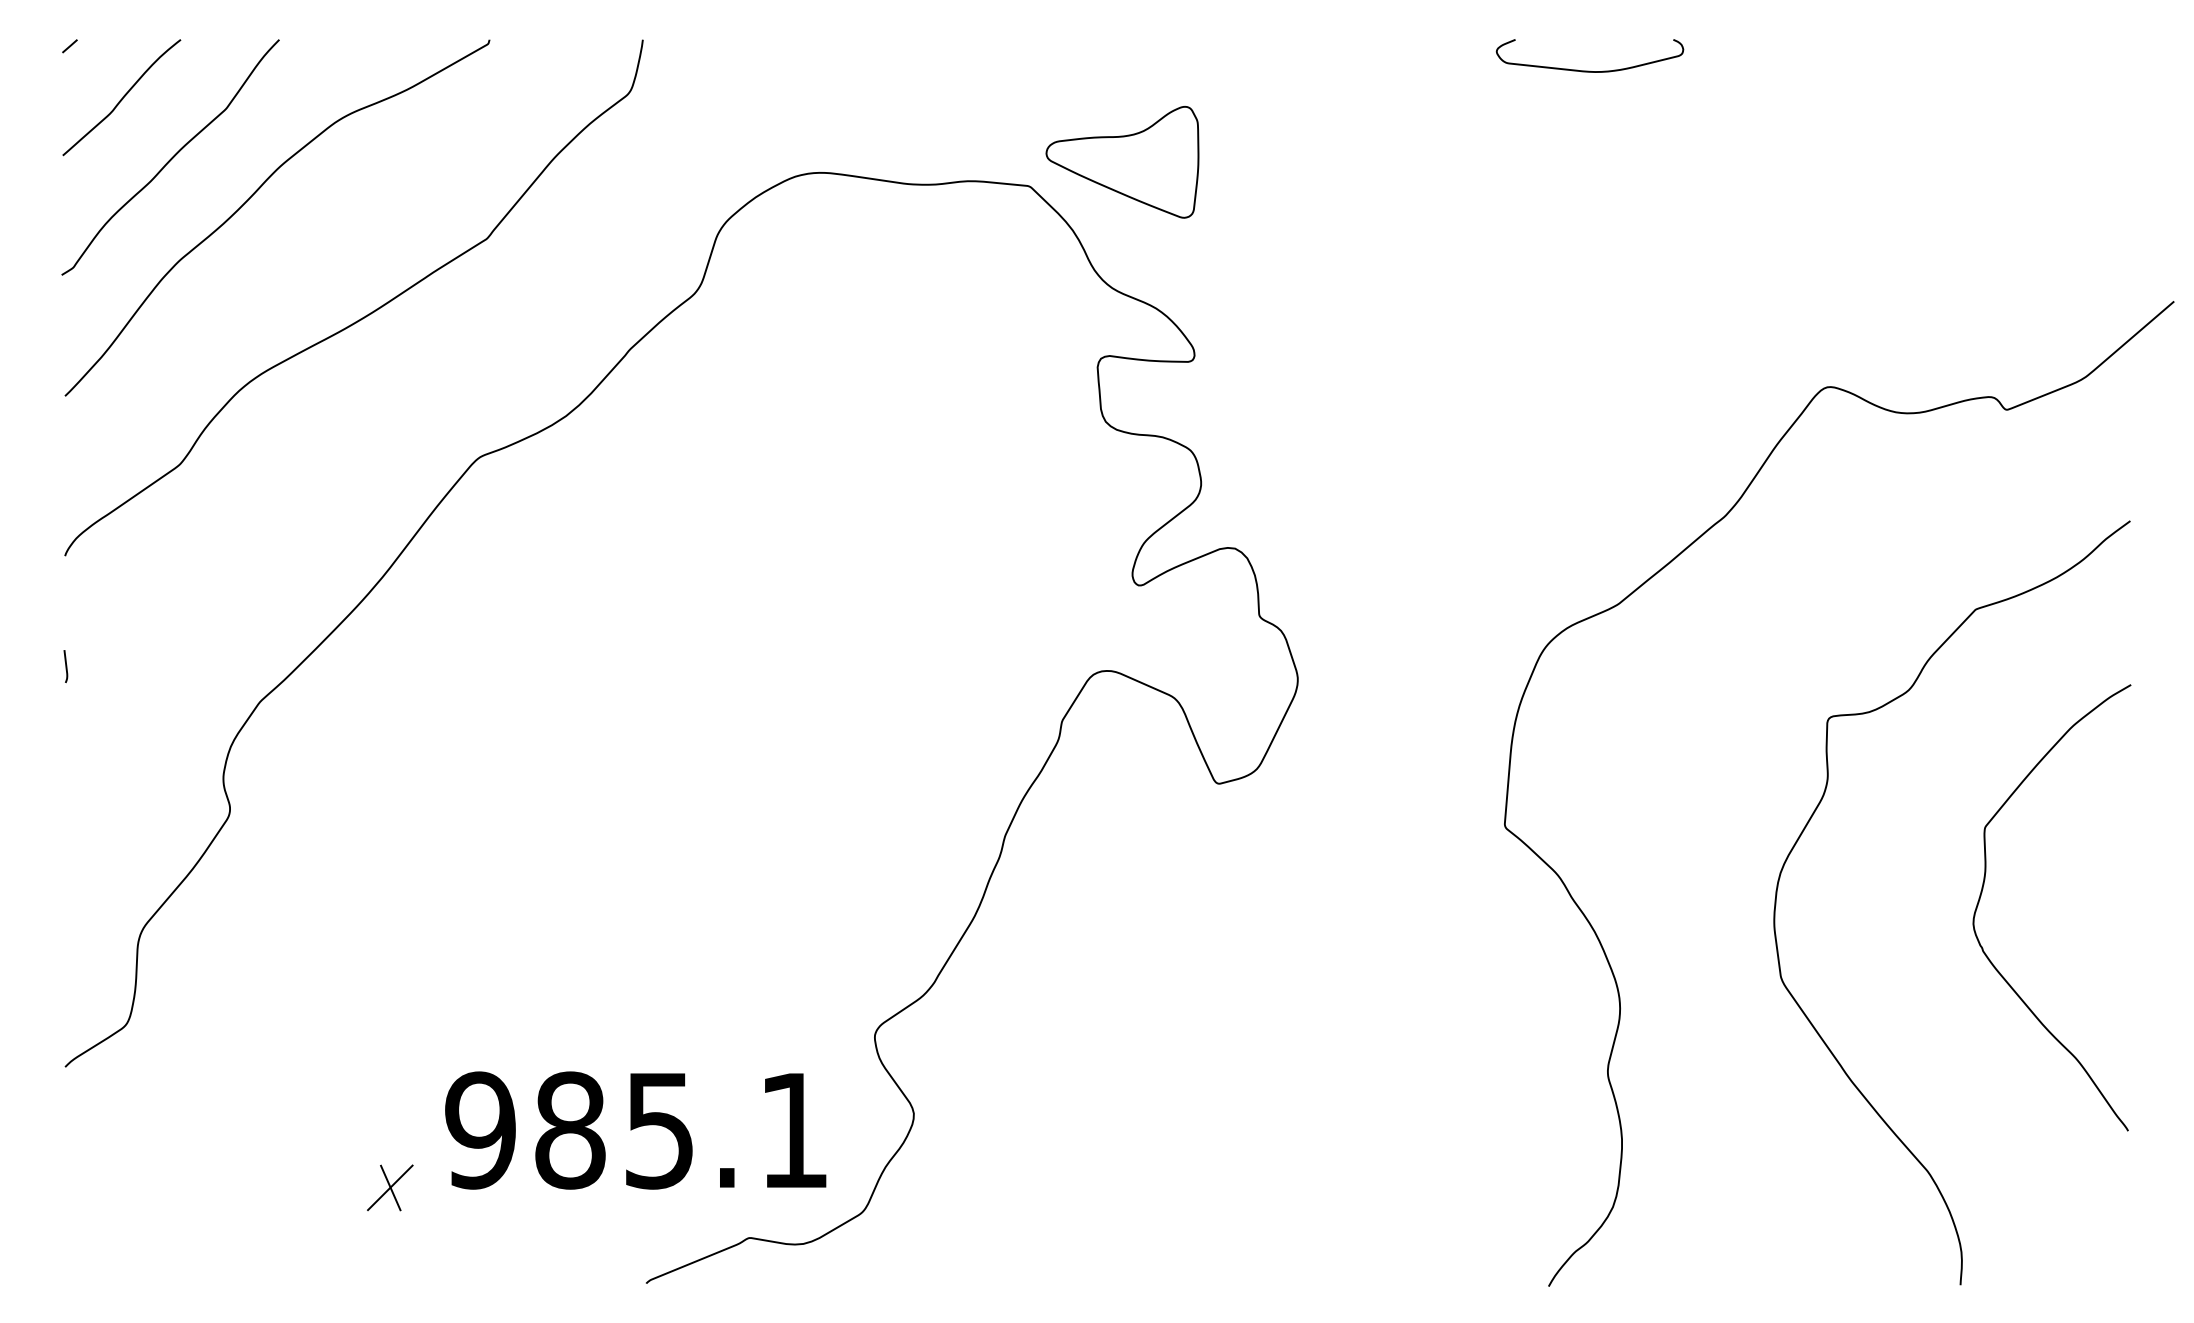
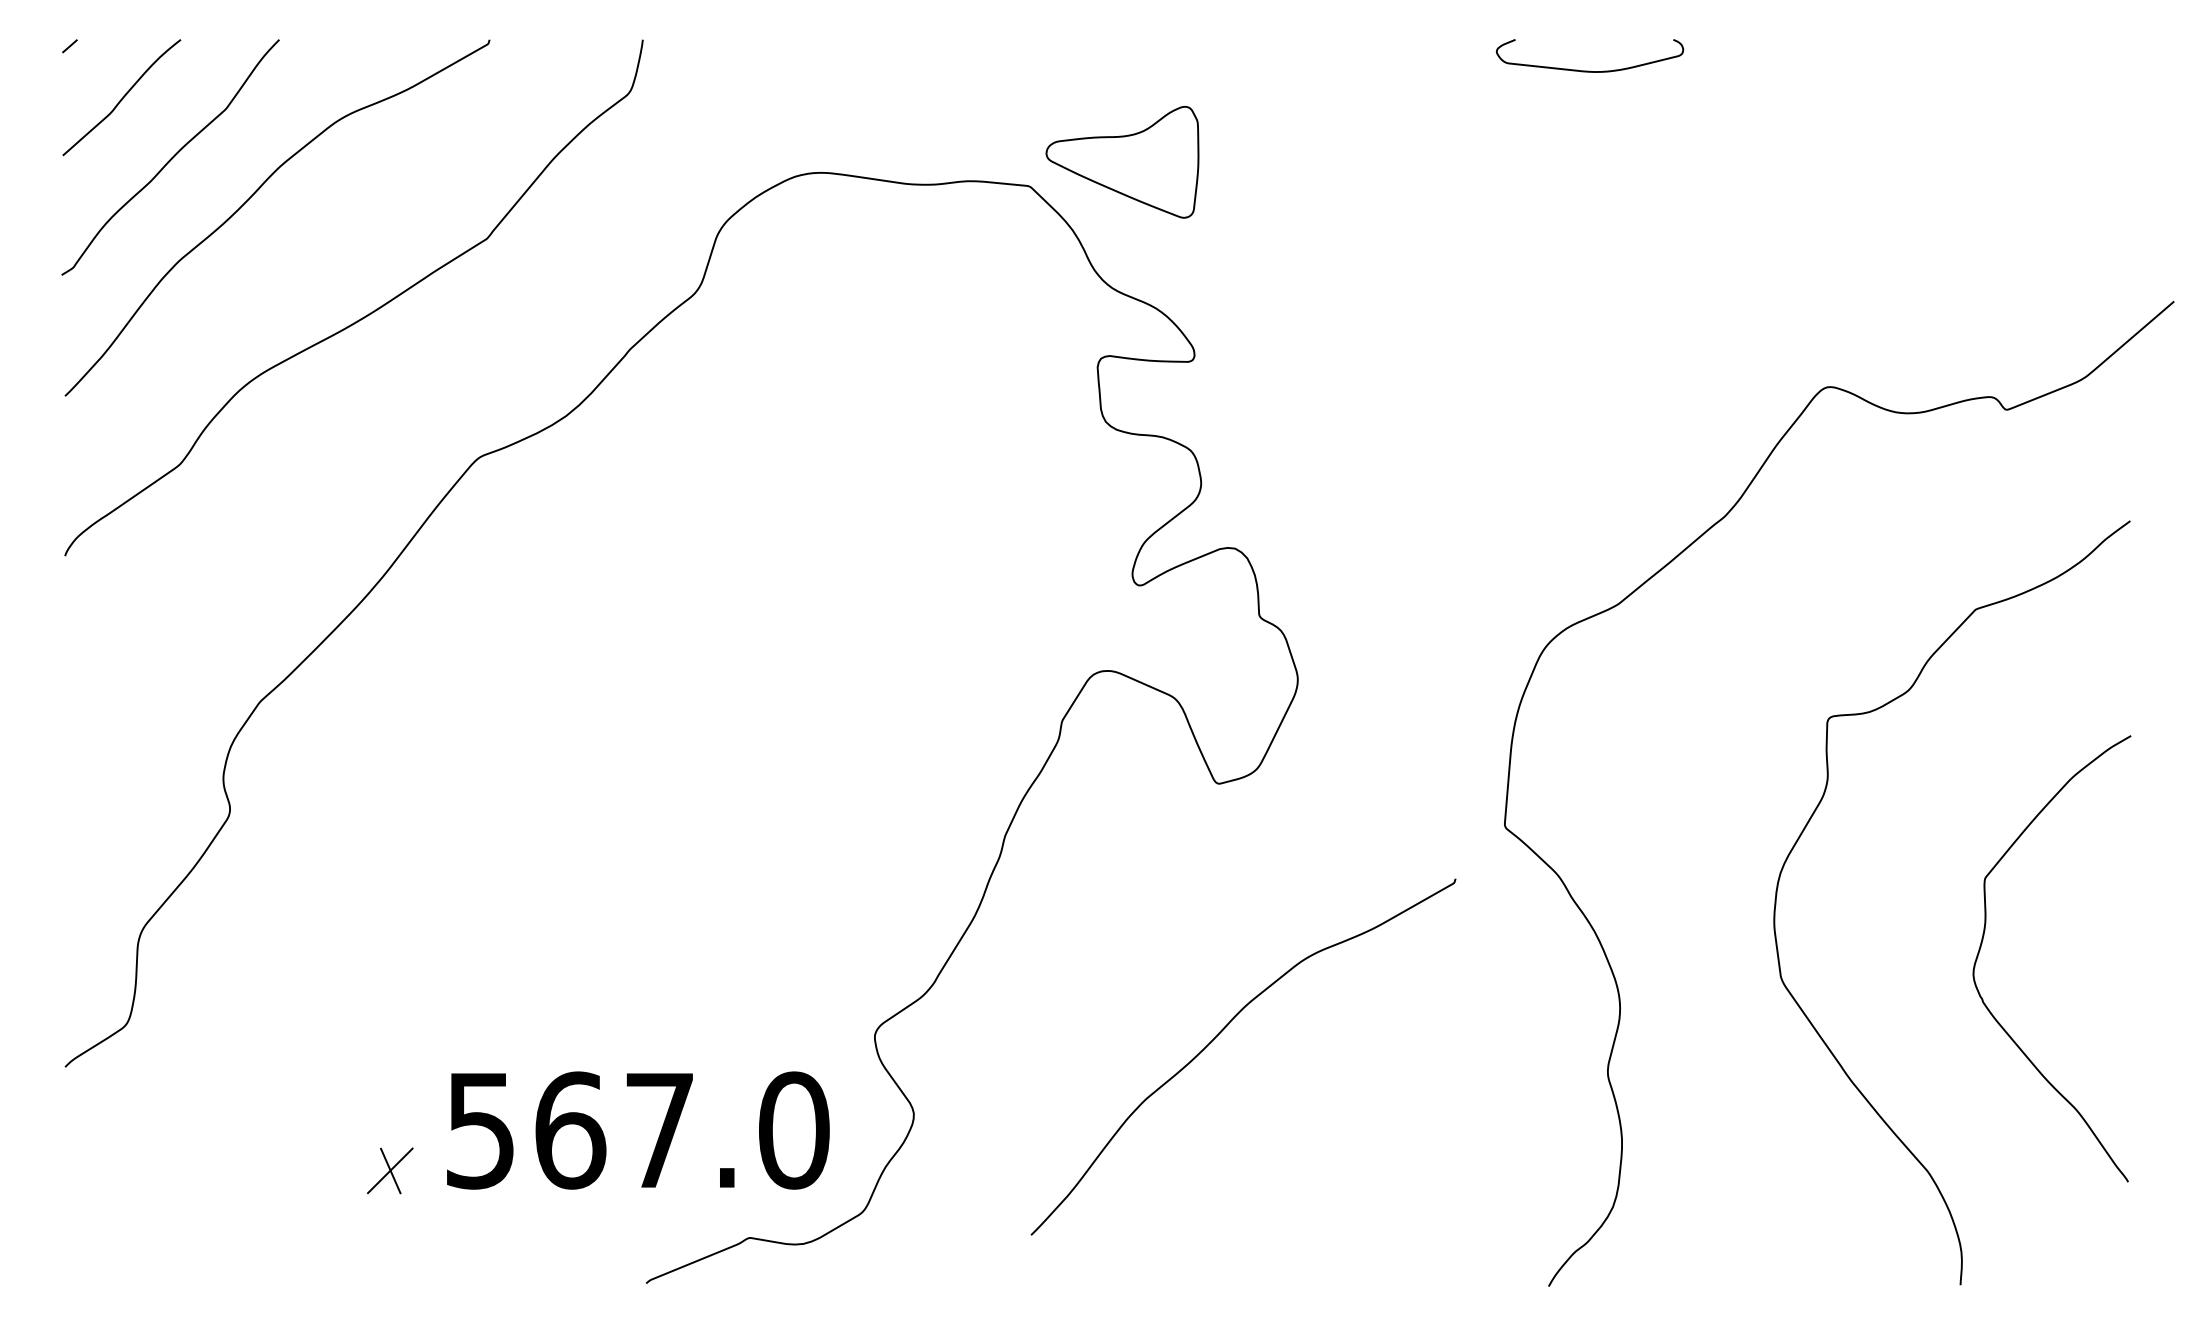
curve: present -> none (65, 666)
curve position: (1983, 889) -> (1983, 940) (1983, 940)
curve: none -> present (1220, 1033)
text: 985.1 -> 567.0 (637, 1130)
part position: (390, 1187) -> (390, 1170) (390, 1170)
